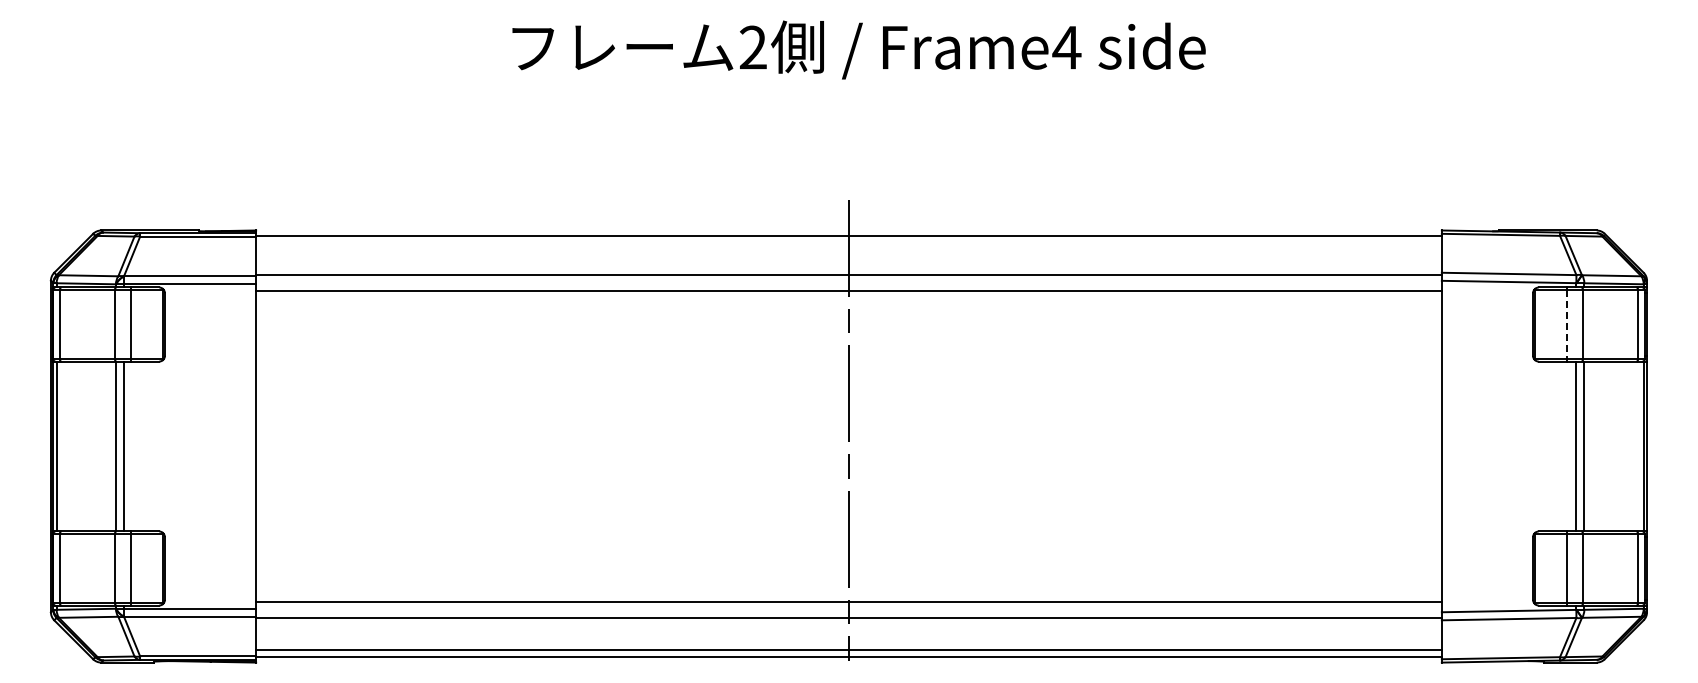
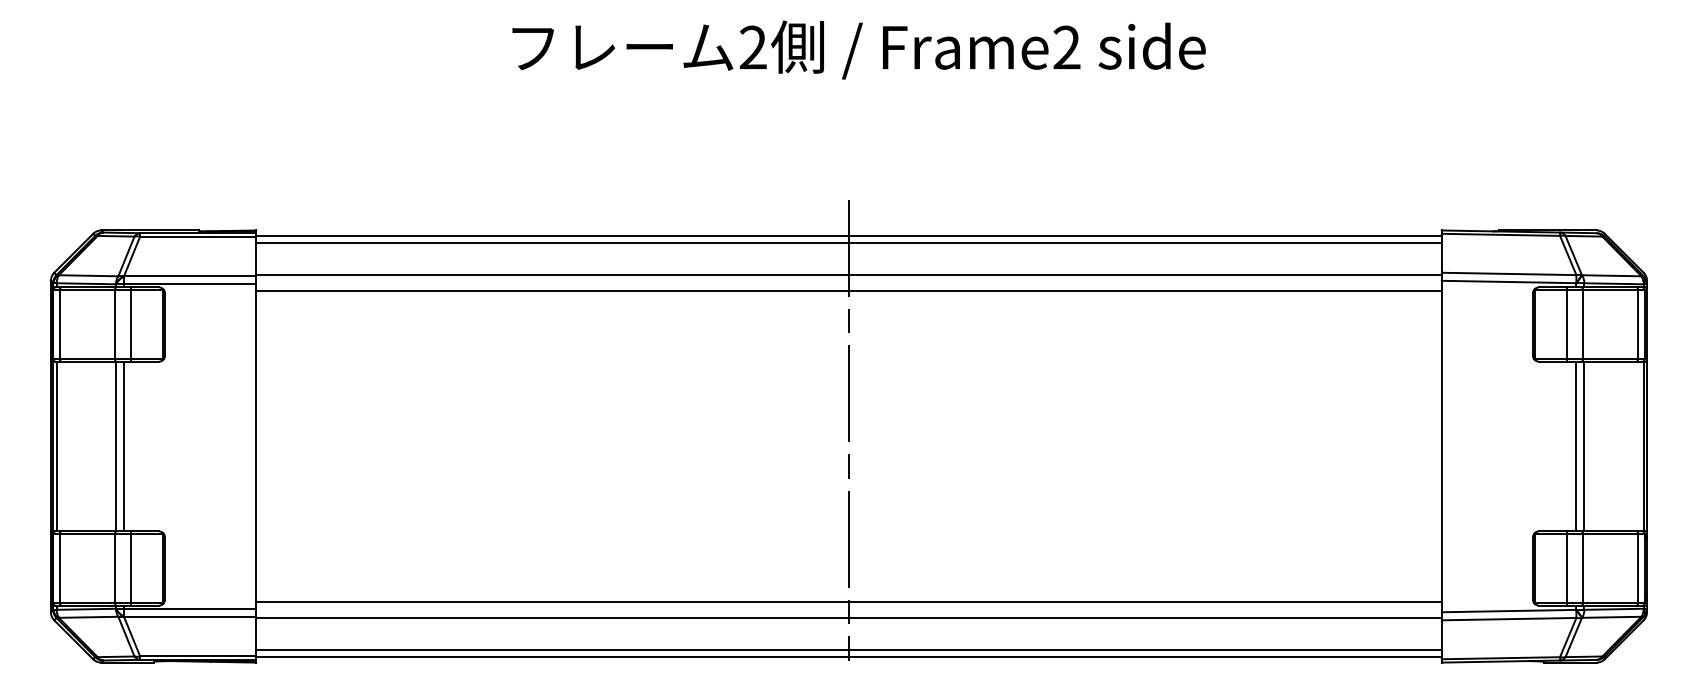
text: Frame4 -> Frame2 (1066, 47)
line: none -> present (848, 242)
line: dashed -> solid (1566, 324)
